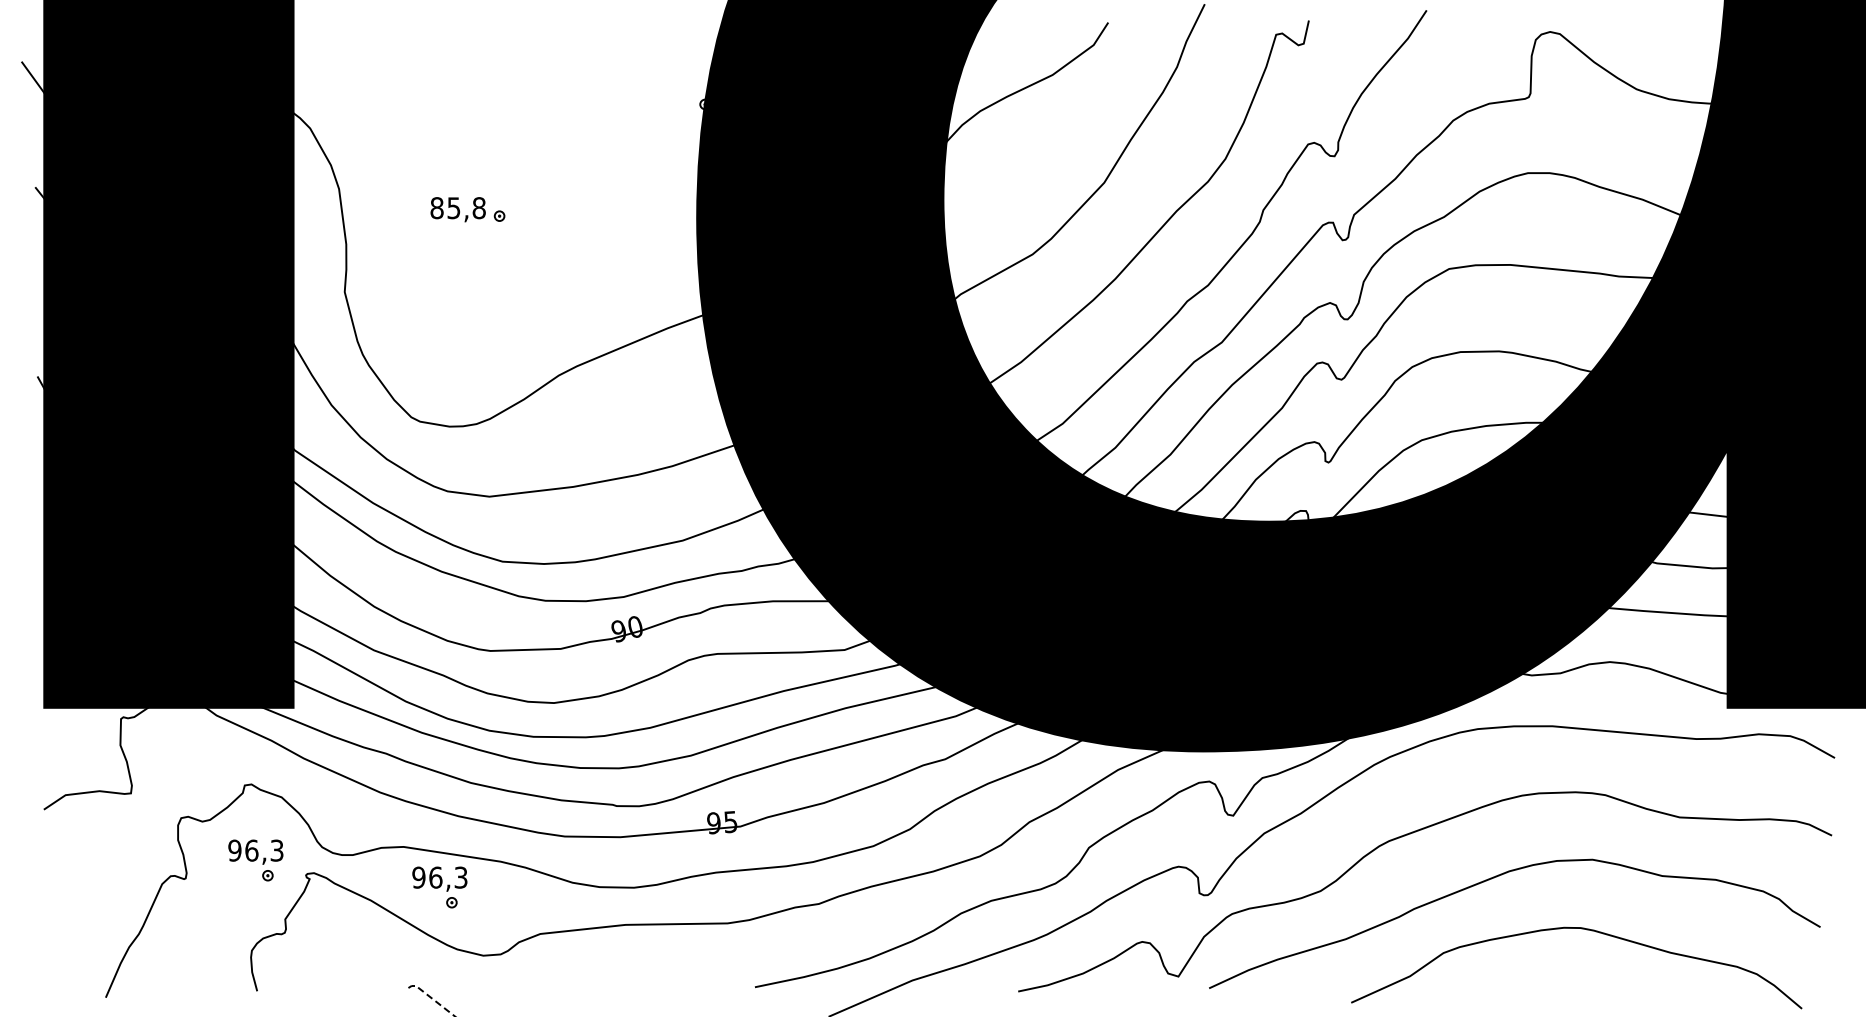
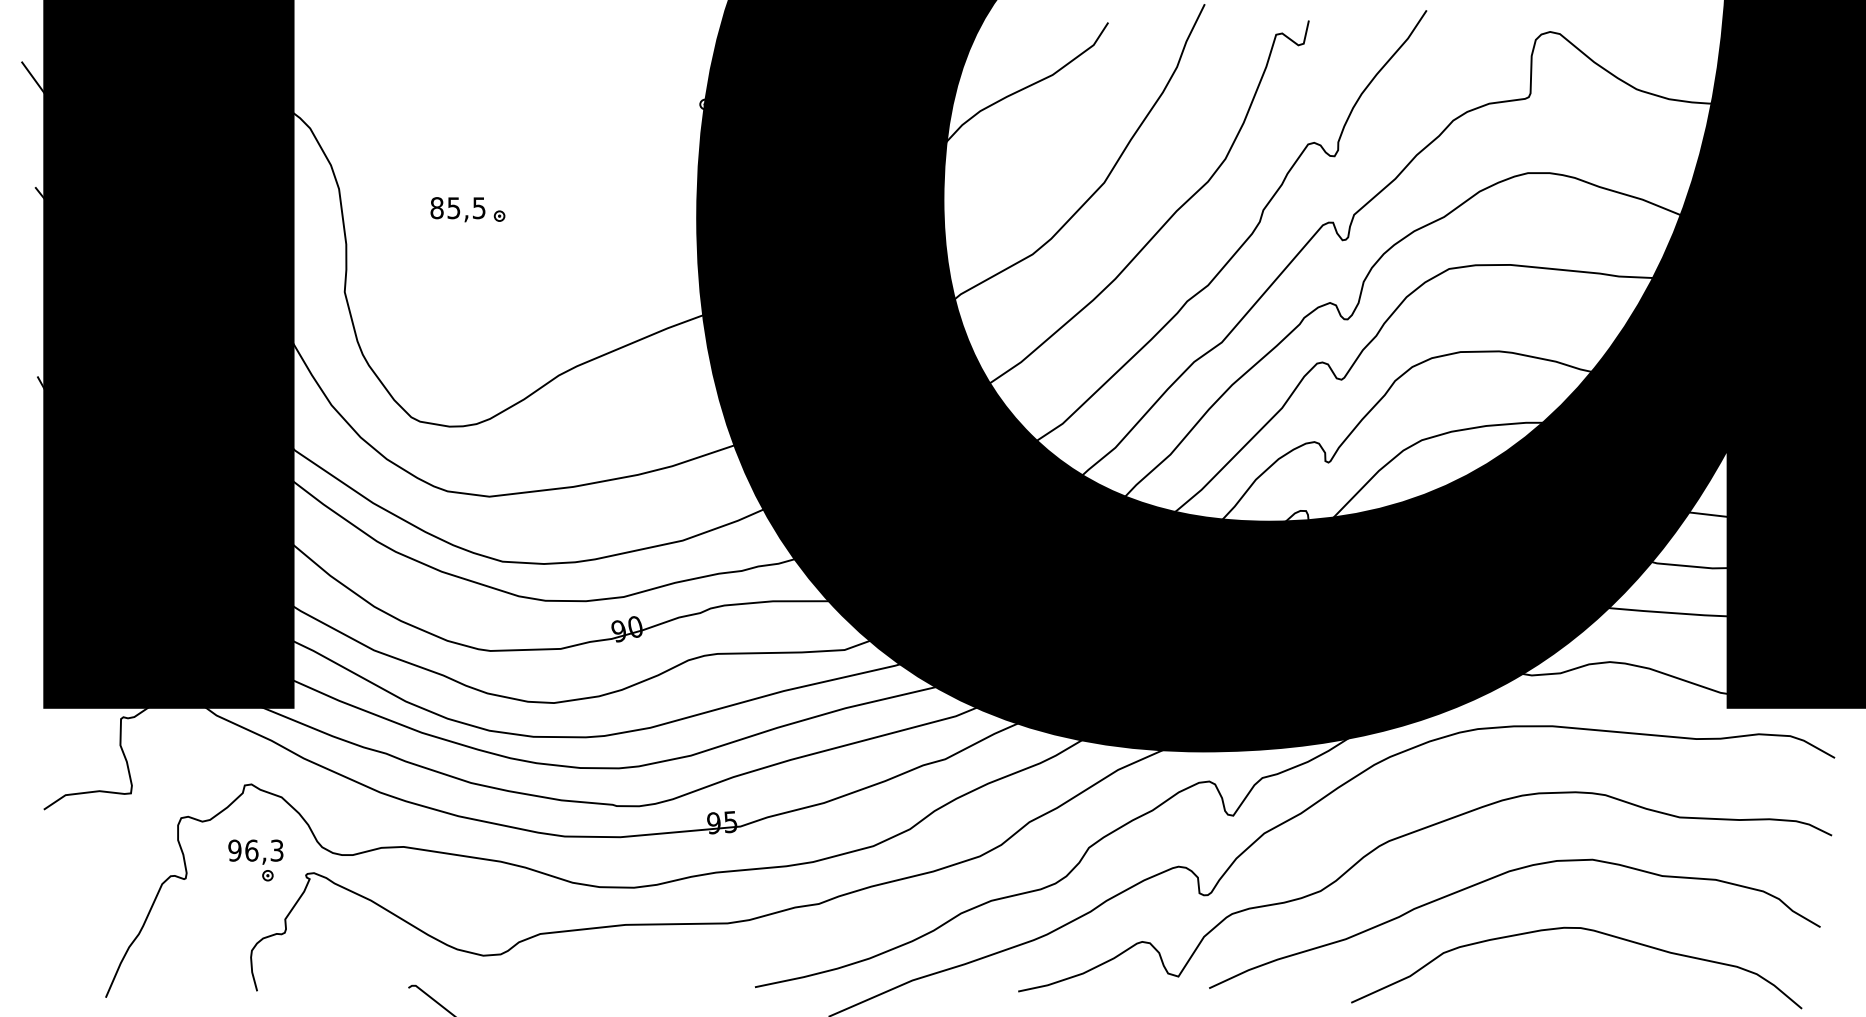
text: 85,8 -> 85,5 (478, 208)
part: present -> none (439, 887)
line: dashed -> solid (431, 998)
